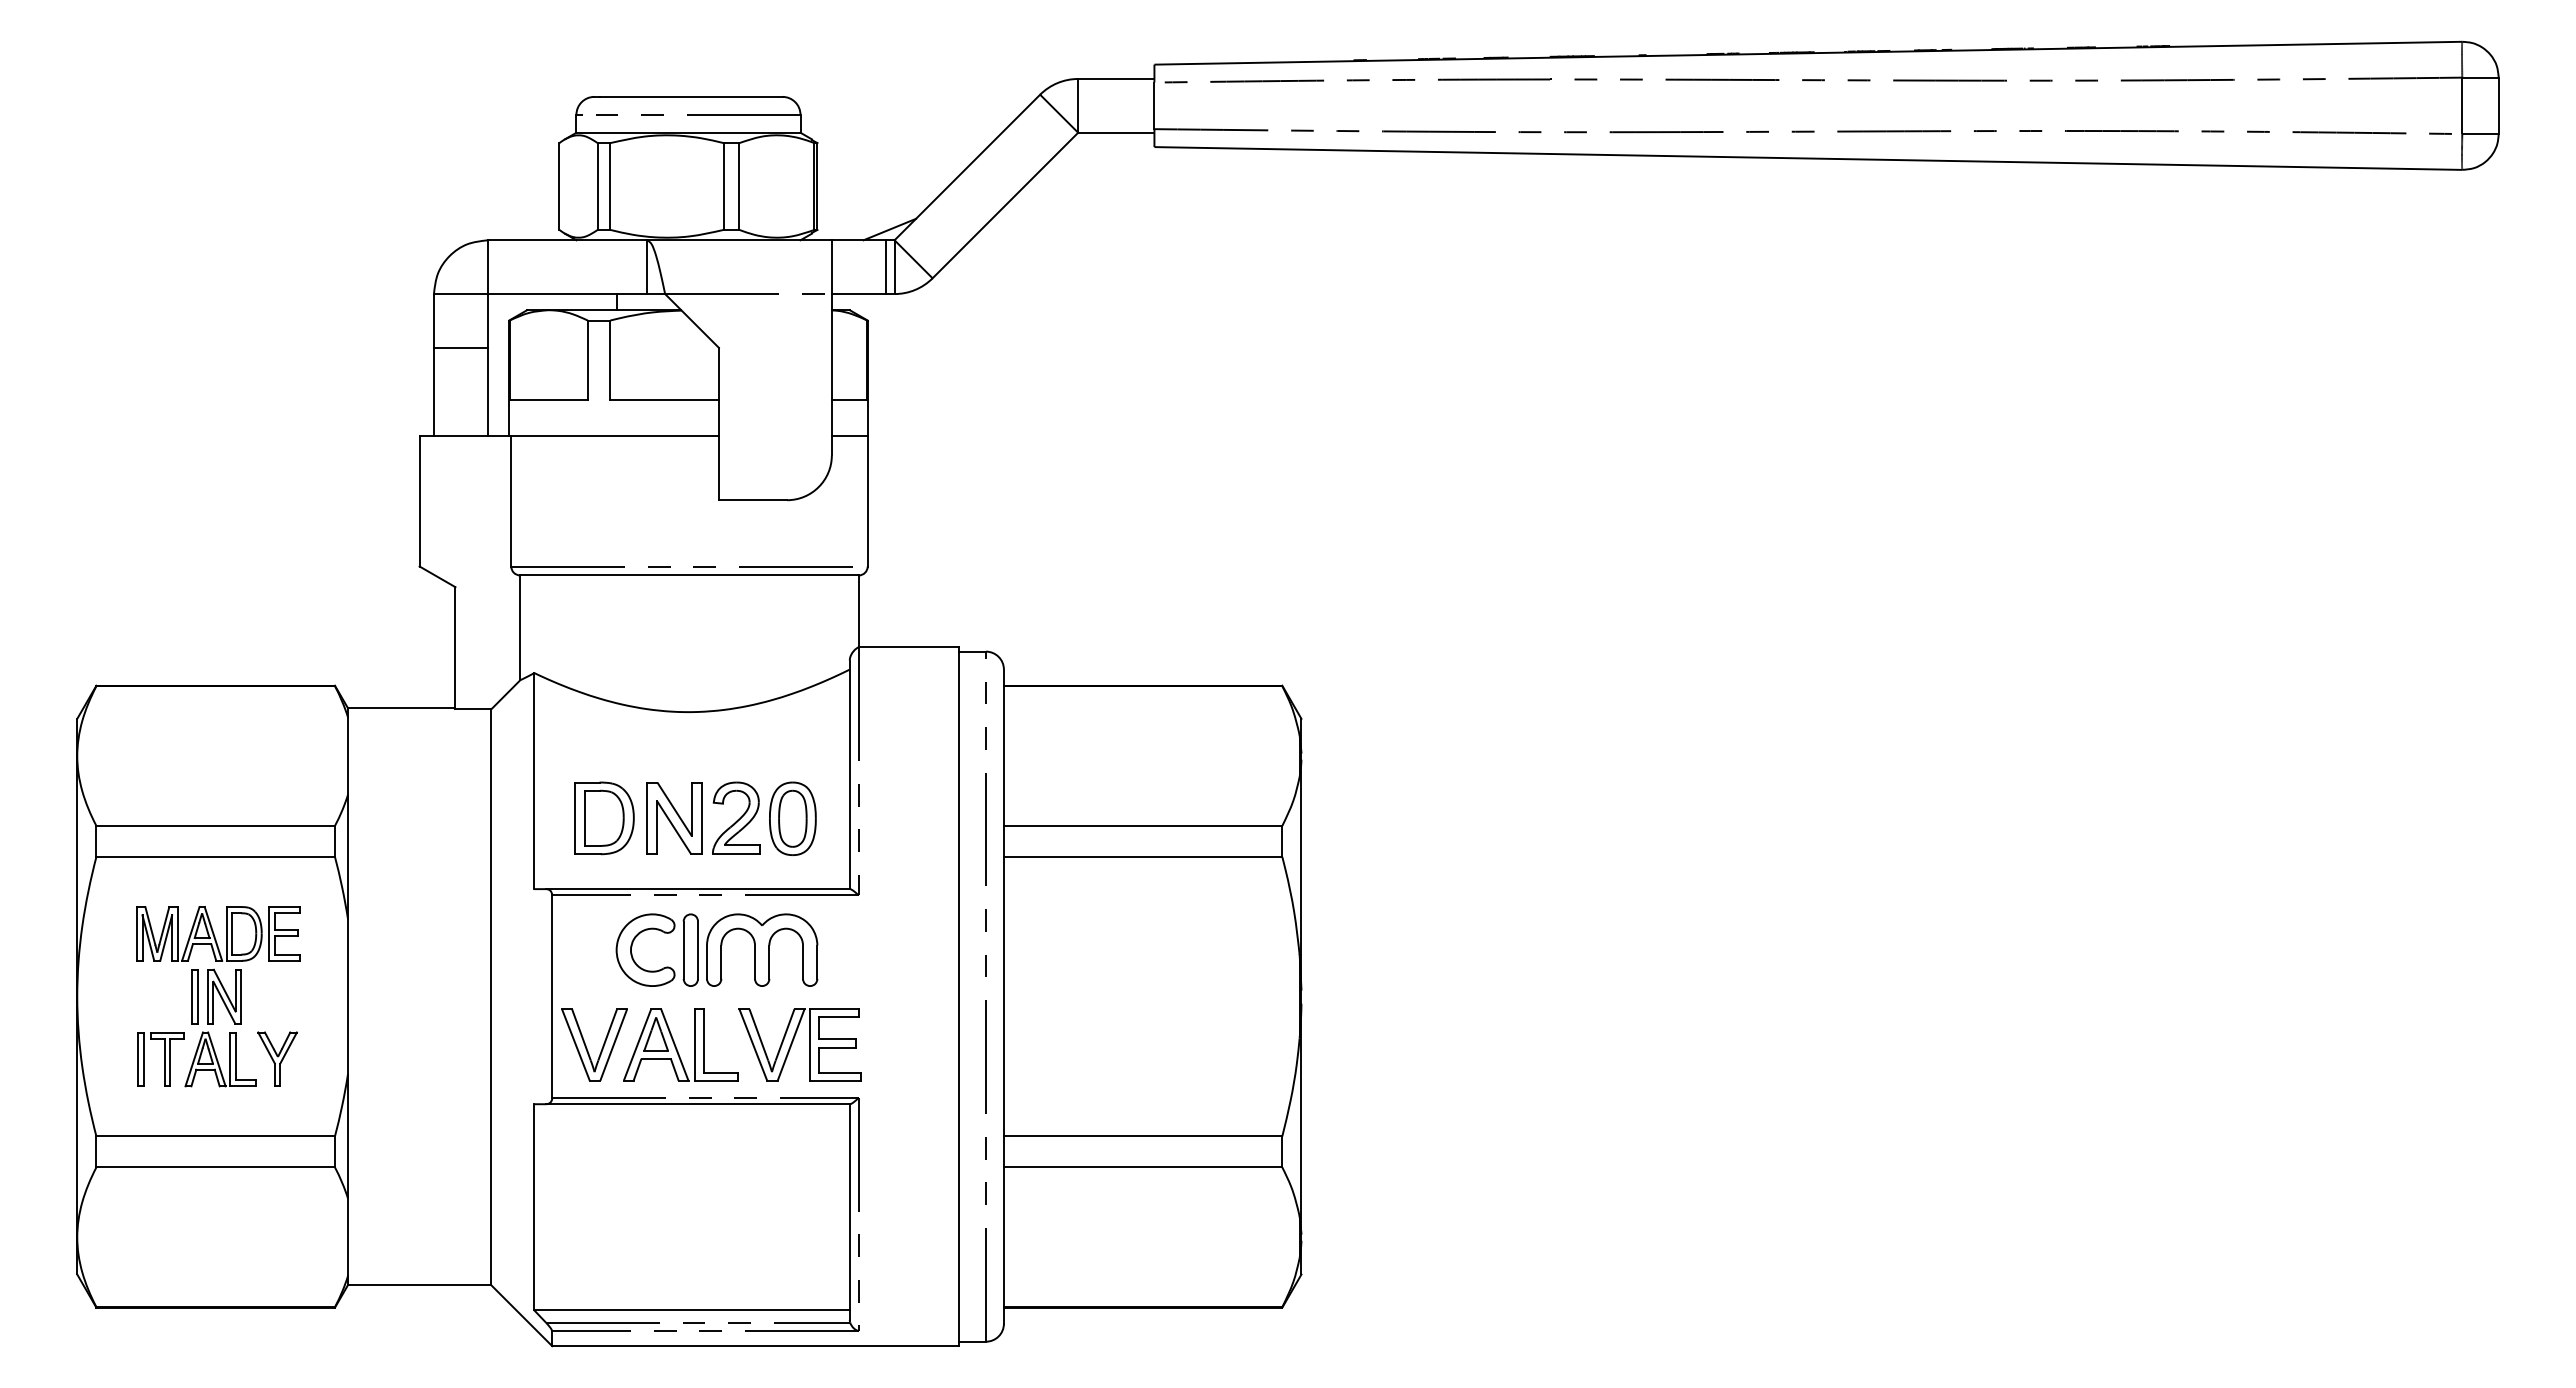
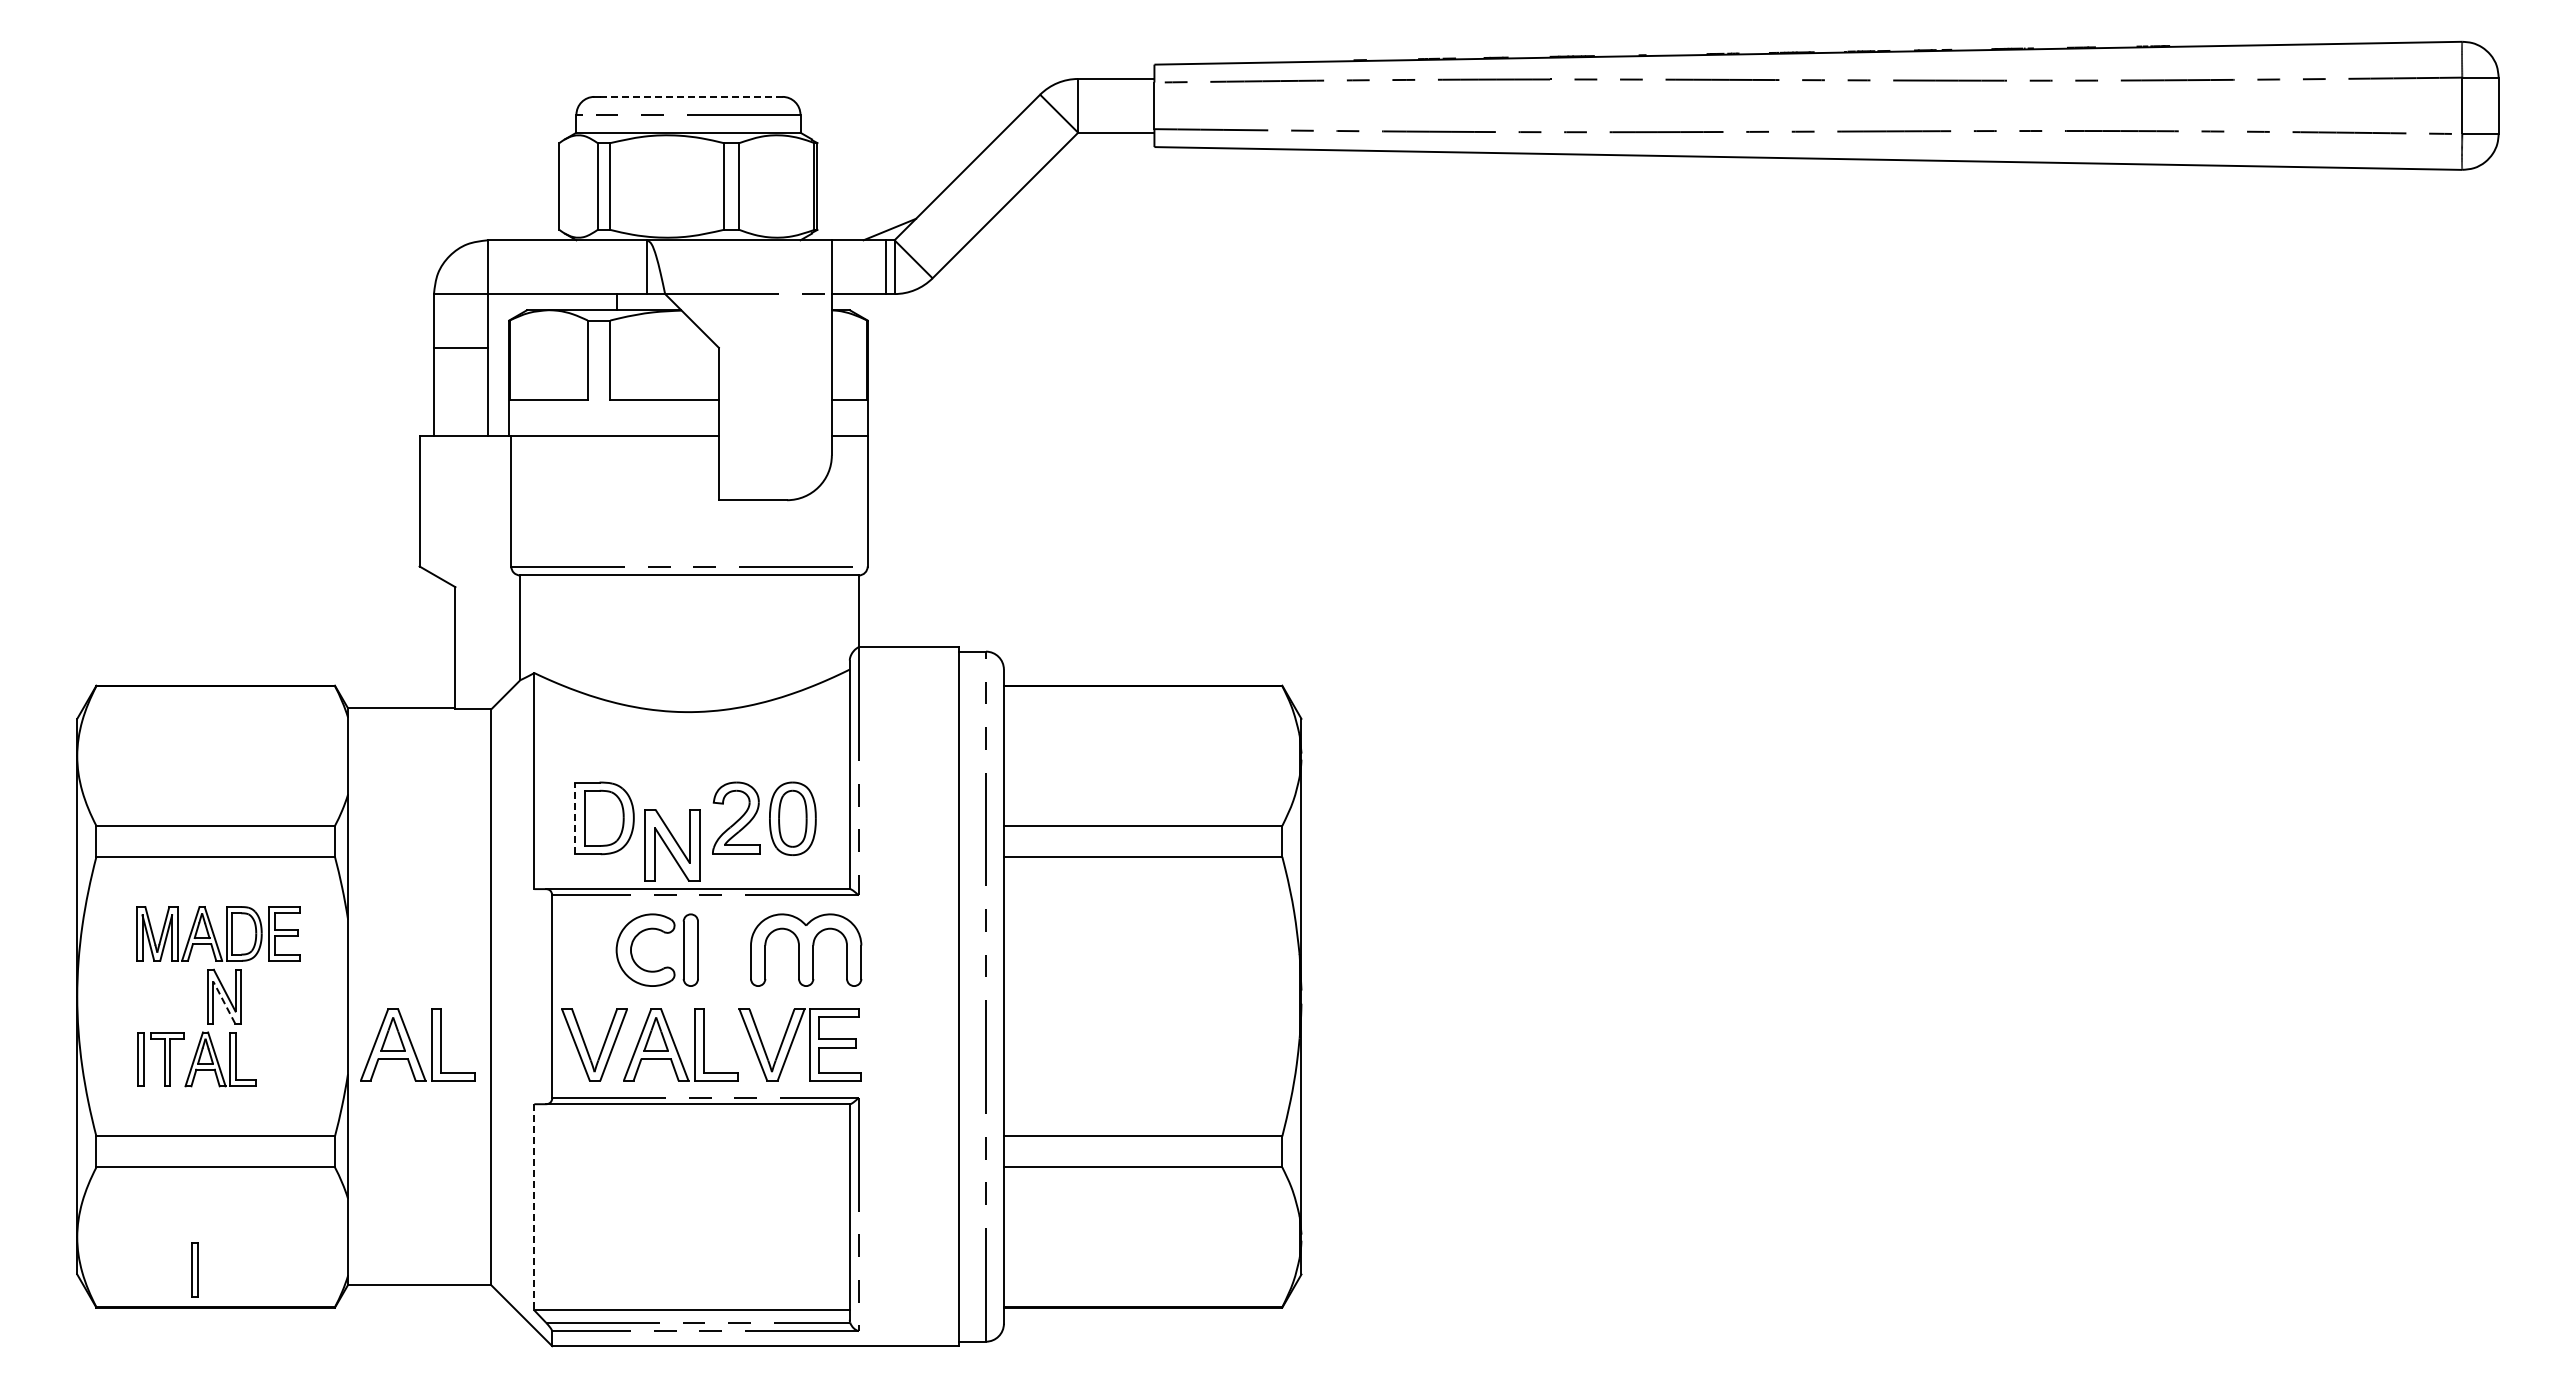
line: solid -> dashed (691, 96)
line: solid -> dashed (575, 818)
part position: (674, 818) -> (672, 845) (672, 845)
part position: (762, 949) -> (806, 949) (806, 949)
part position: (194, 996) -> (194, 1269) (194, 1269)
line: solid -> dashed (224, 1002)
part: none -> present (417, 1044)
part: present -> none (277, 1058)
line: solid -> dashed (534, 1207)
